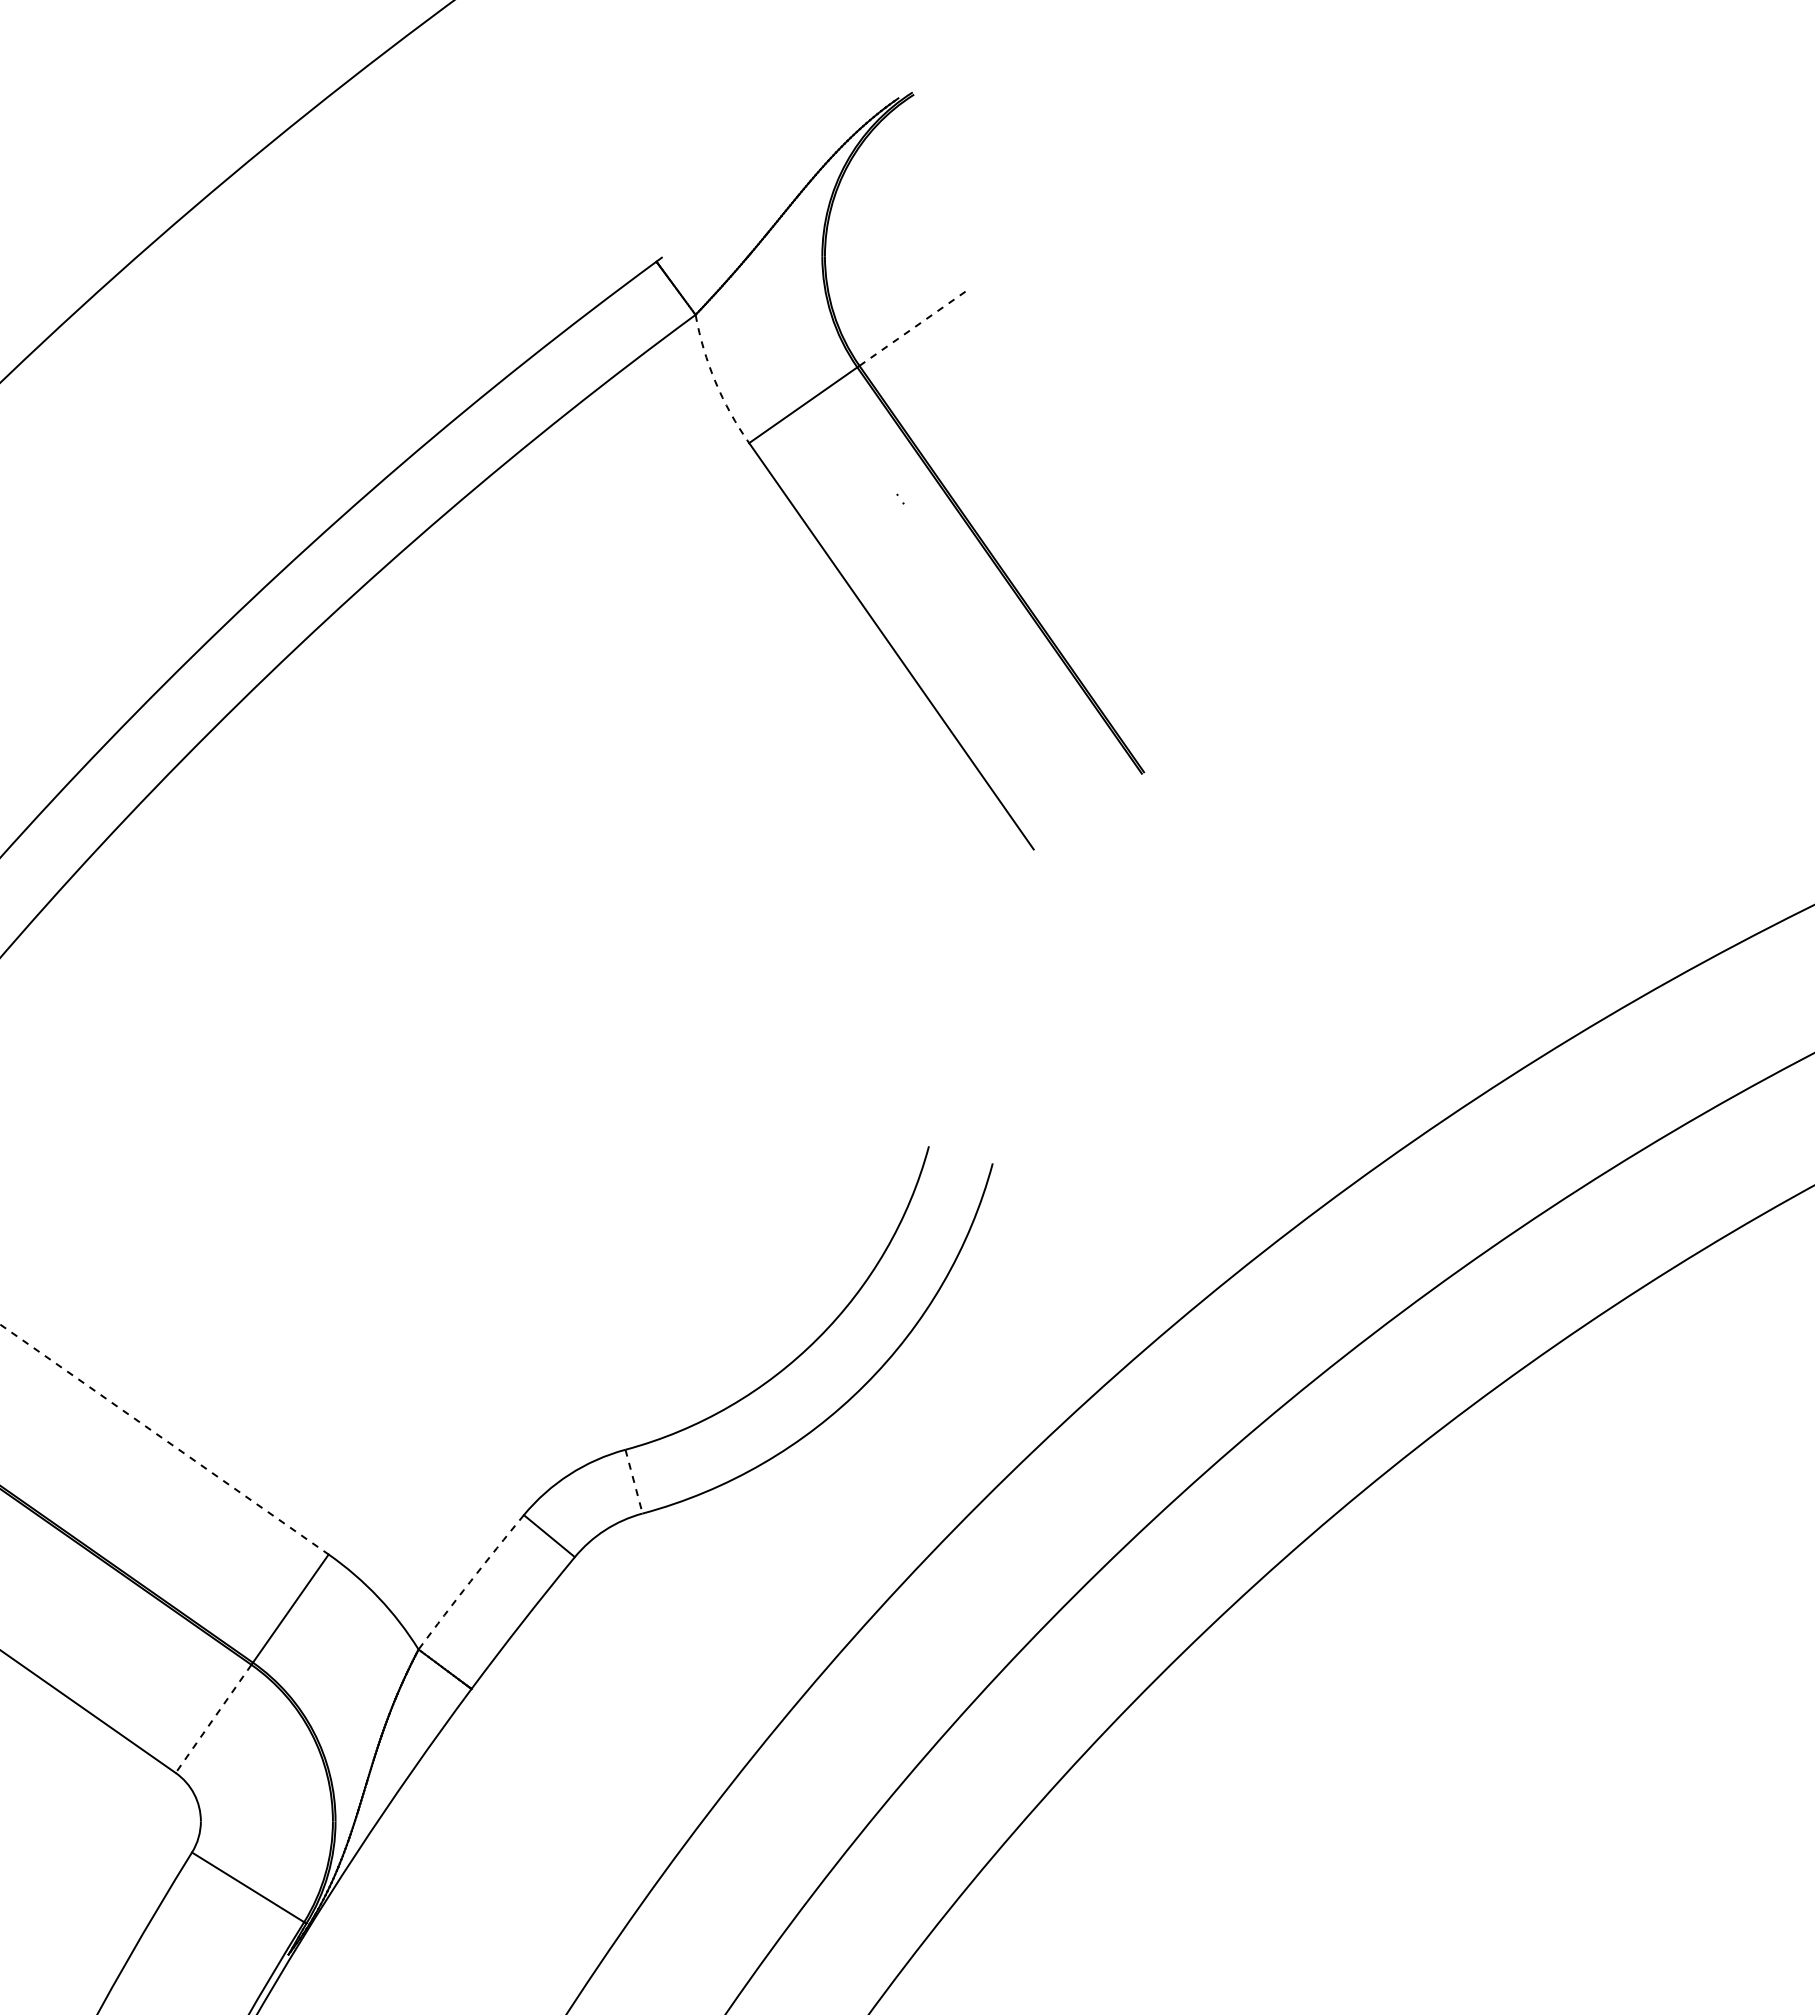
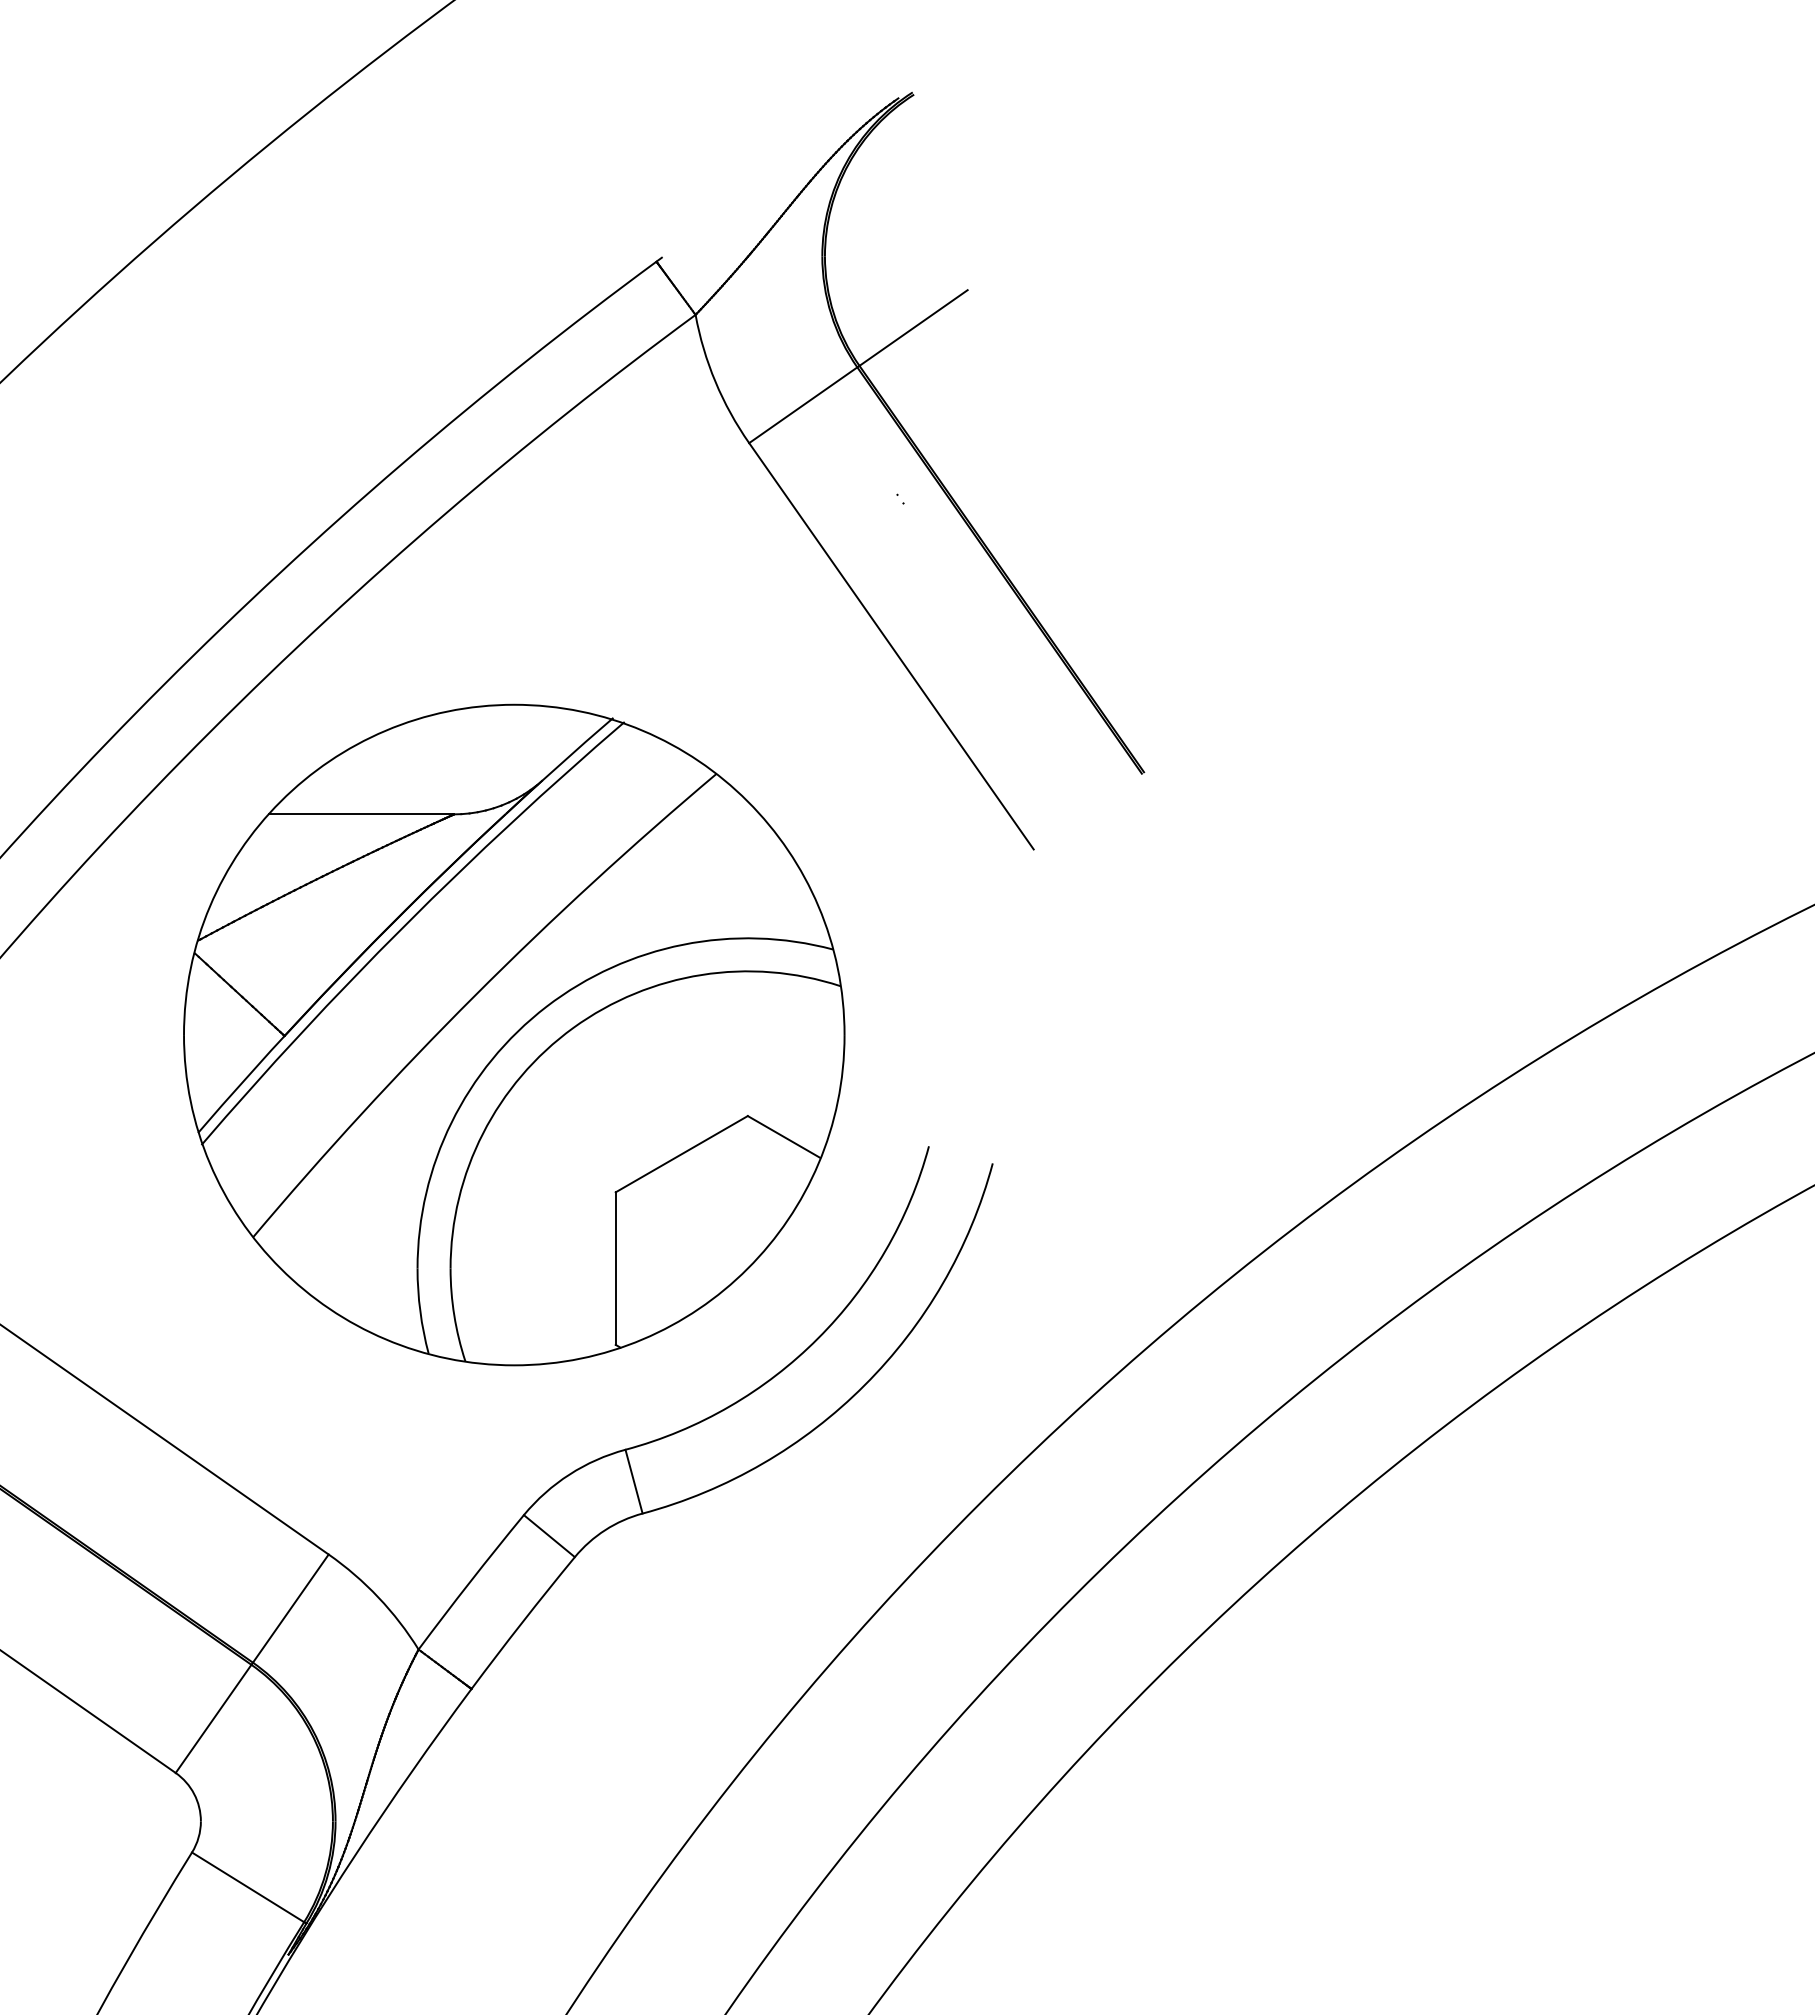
line: dashed -> solid (914, 327)
arc: dashed -> solid (715, 381)
part: none -> present (514, 1034)
line: dashed -> solid (164, 1439)
line: dashed -> solid (634, 1481)
arc: dashed -> solid (470, 1581)
line: dashed -> solid (213, 1719)
